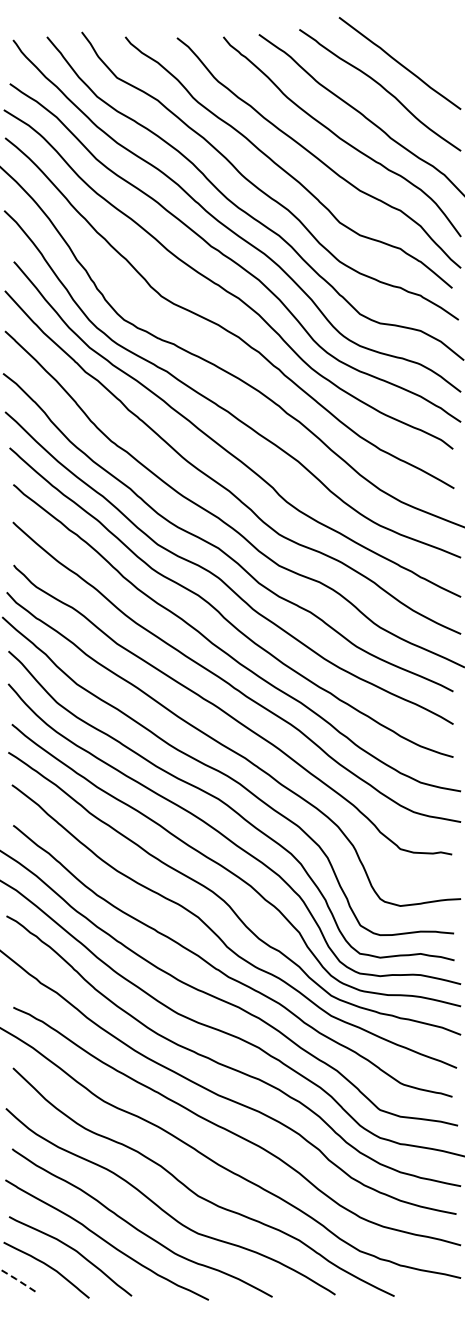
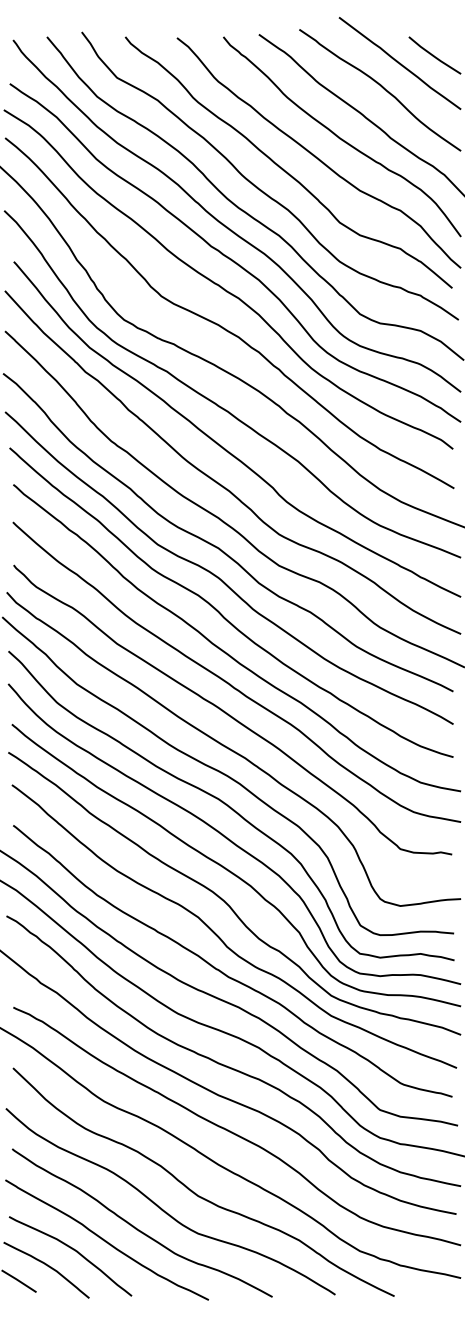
line: none -> present (434, 55)
line: dashed -> solid (18, 1280)
